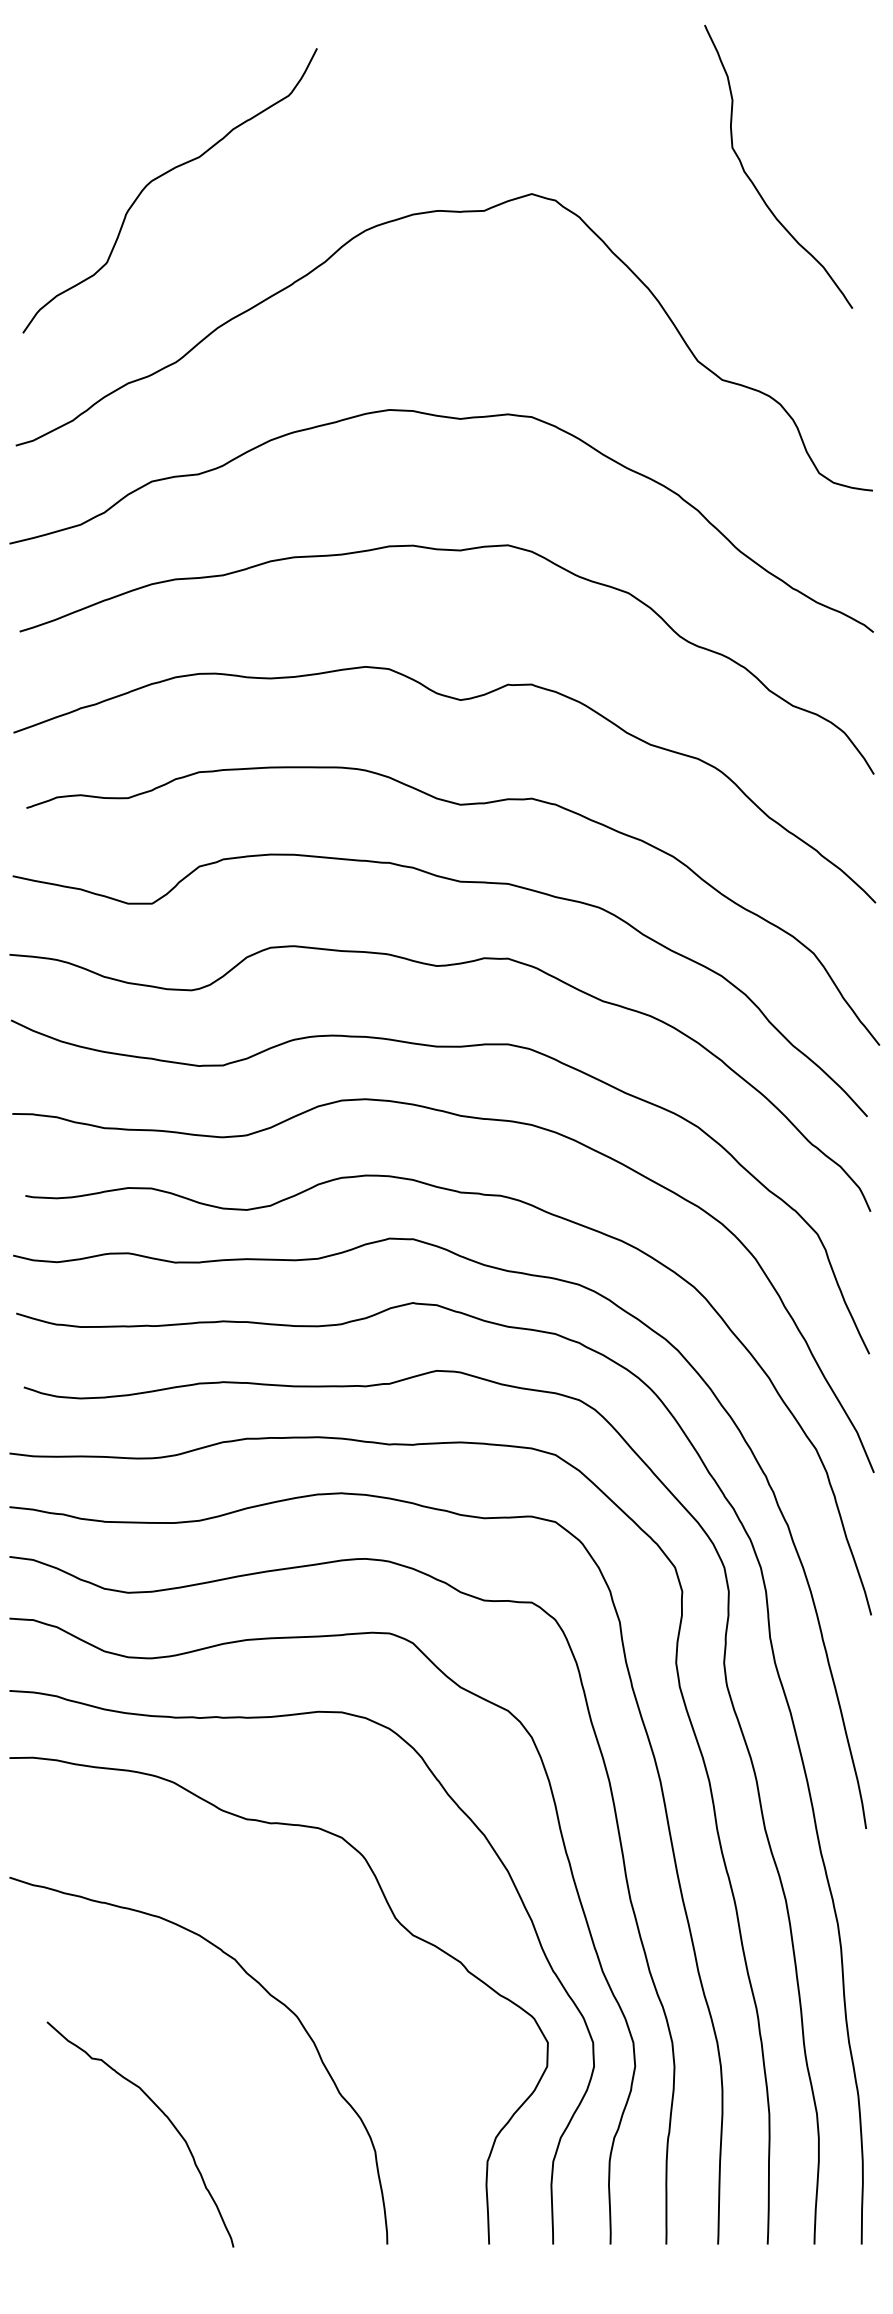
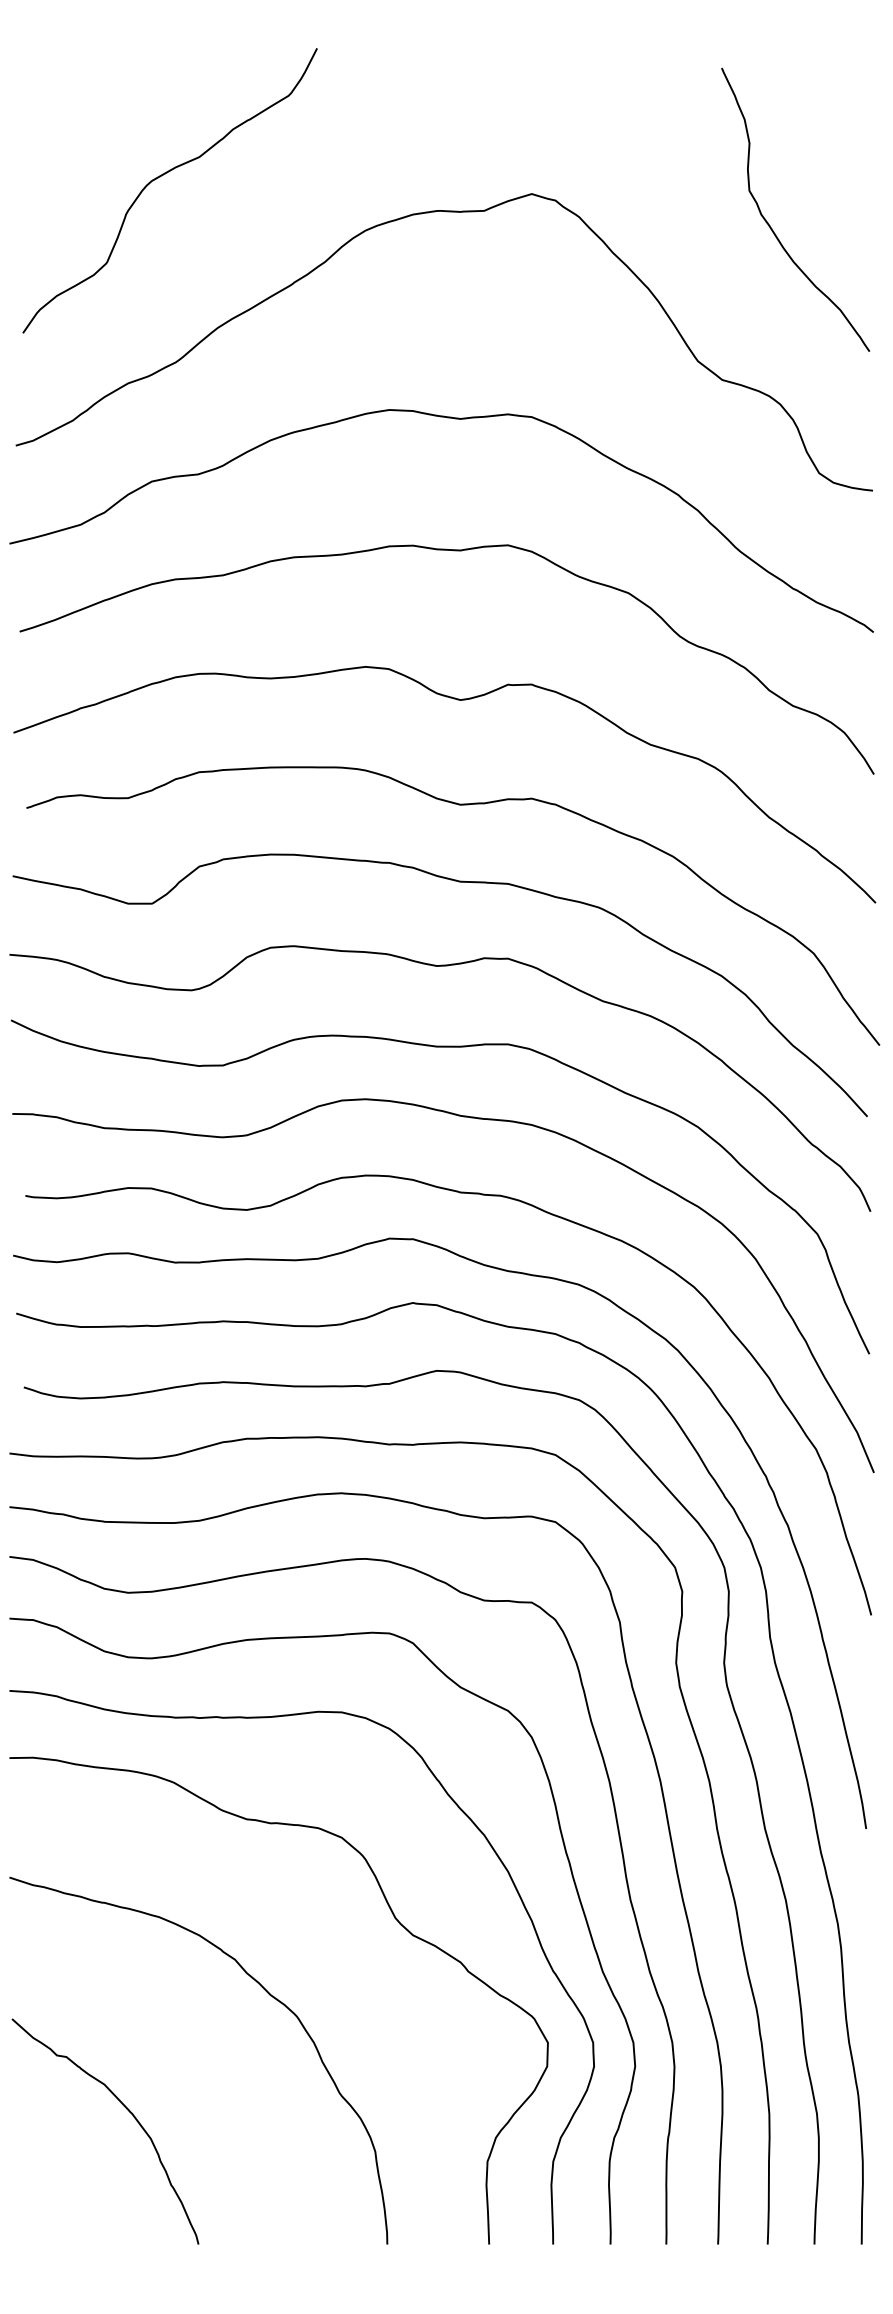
curve position: (753, 182) -> (770, 225) (770, 225)
curve position: (161, 2112) -> (126, 2109) (126, 2109)
